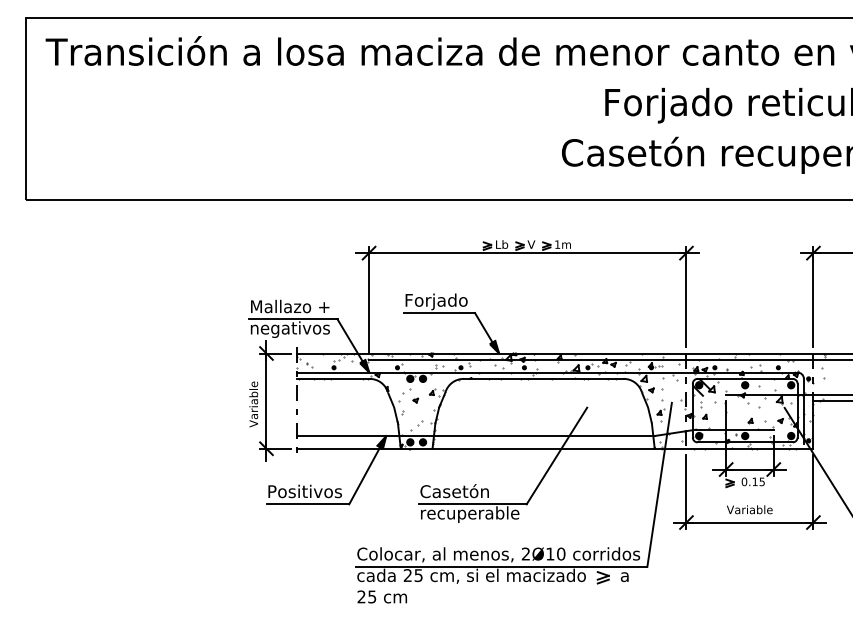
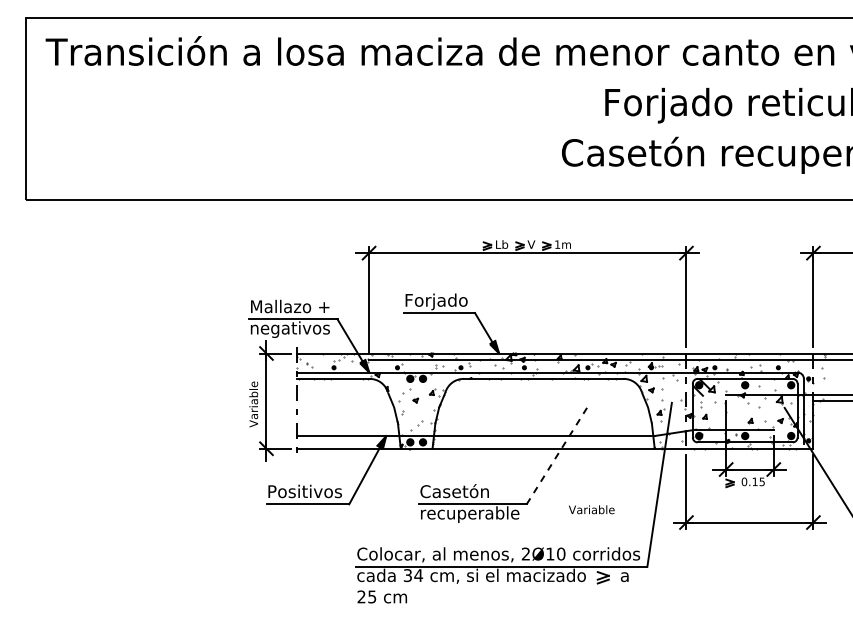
line: solid -> dashed (556, 456)
text position: (749, 509) -> (591, 509) (591, 509)
text: 25 -> 34 (413, 575)
